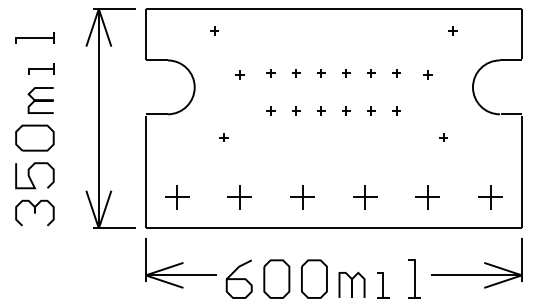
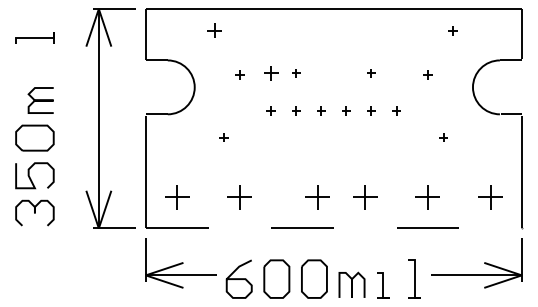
part size: 9x10 px -> 15x15 px (214, 30)
line: present -> none (41, 68)
part size: 10x9 px -> 15x15 px (271, 73)
part: present -> none (321, 73)
part: present -> none (346, 73)
part: present -> none (396, 73)
part position: (302, 197) -> (317, 197) (317, 197)
line: solid -> dashed (333, 228)
